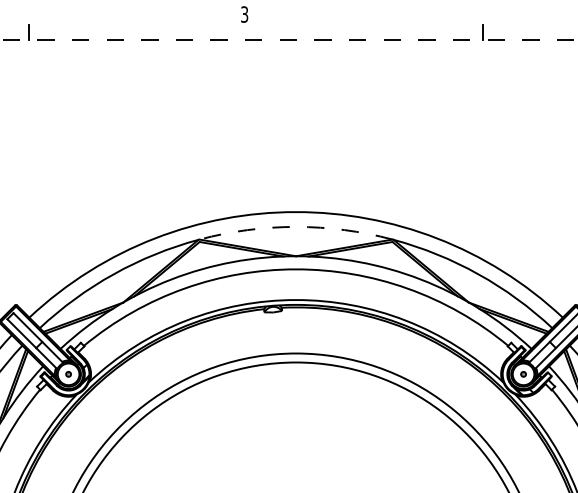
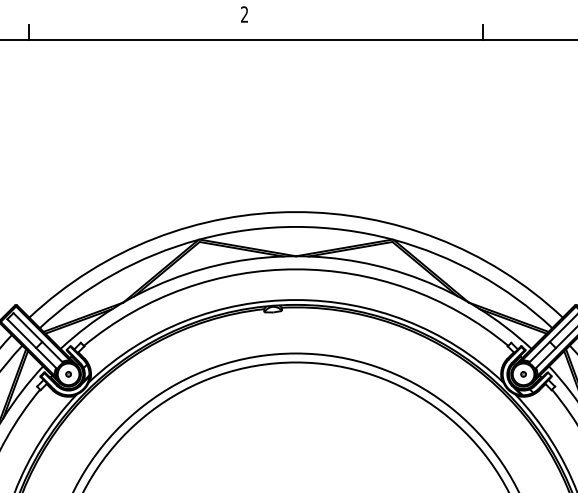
text: 3 -> 2 (244, 14)
line: dashed -> solid (289, 40)
arc: dashed -> solid (296, 226)
